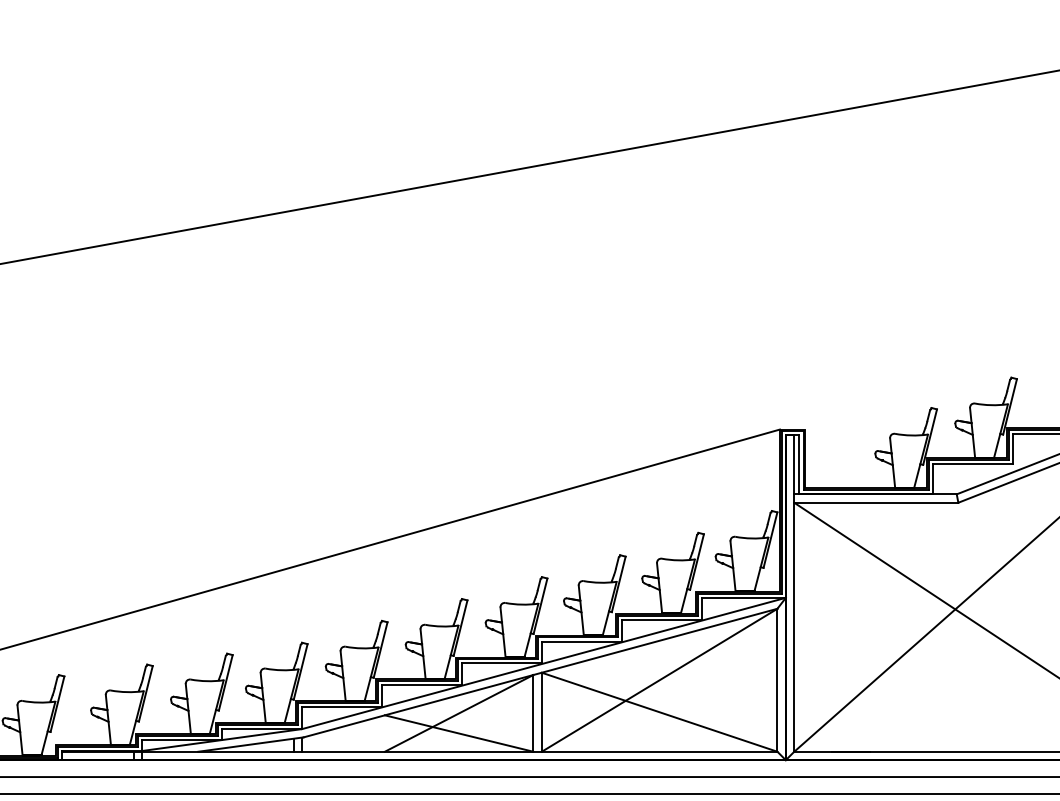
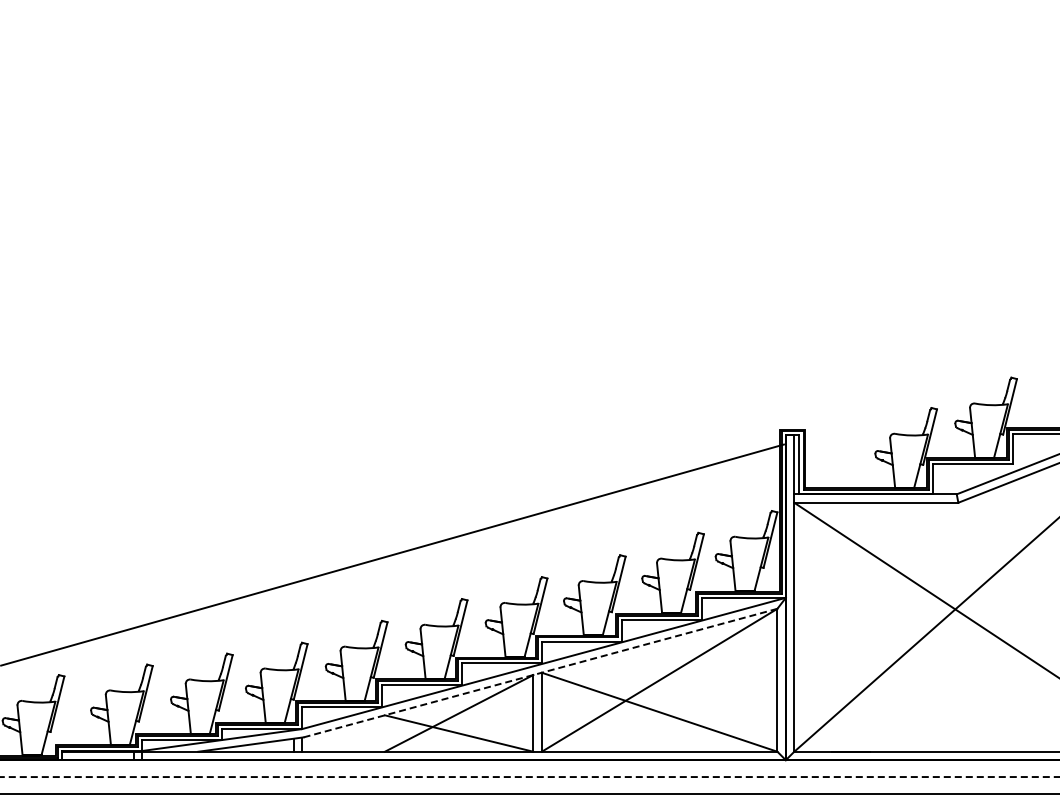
line: present -> none (529, 167)
line position: (390, 538) -> (392, 554) (392, 554)
line: solid -> dashed (540, 673)
line: solid -> dashed (530, 777)
